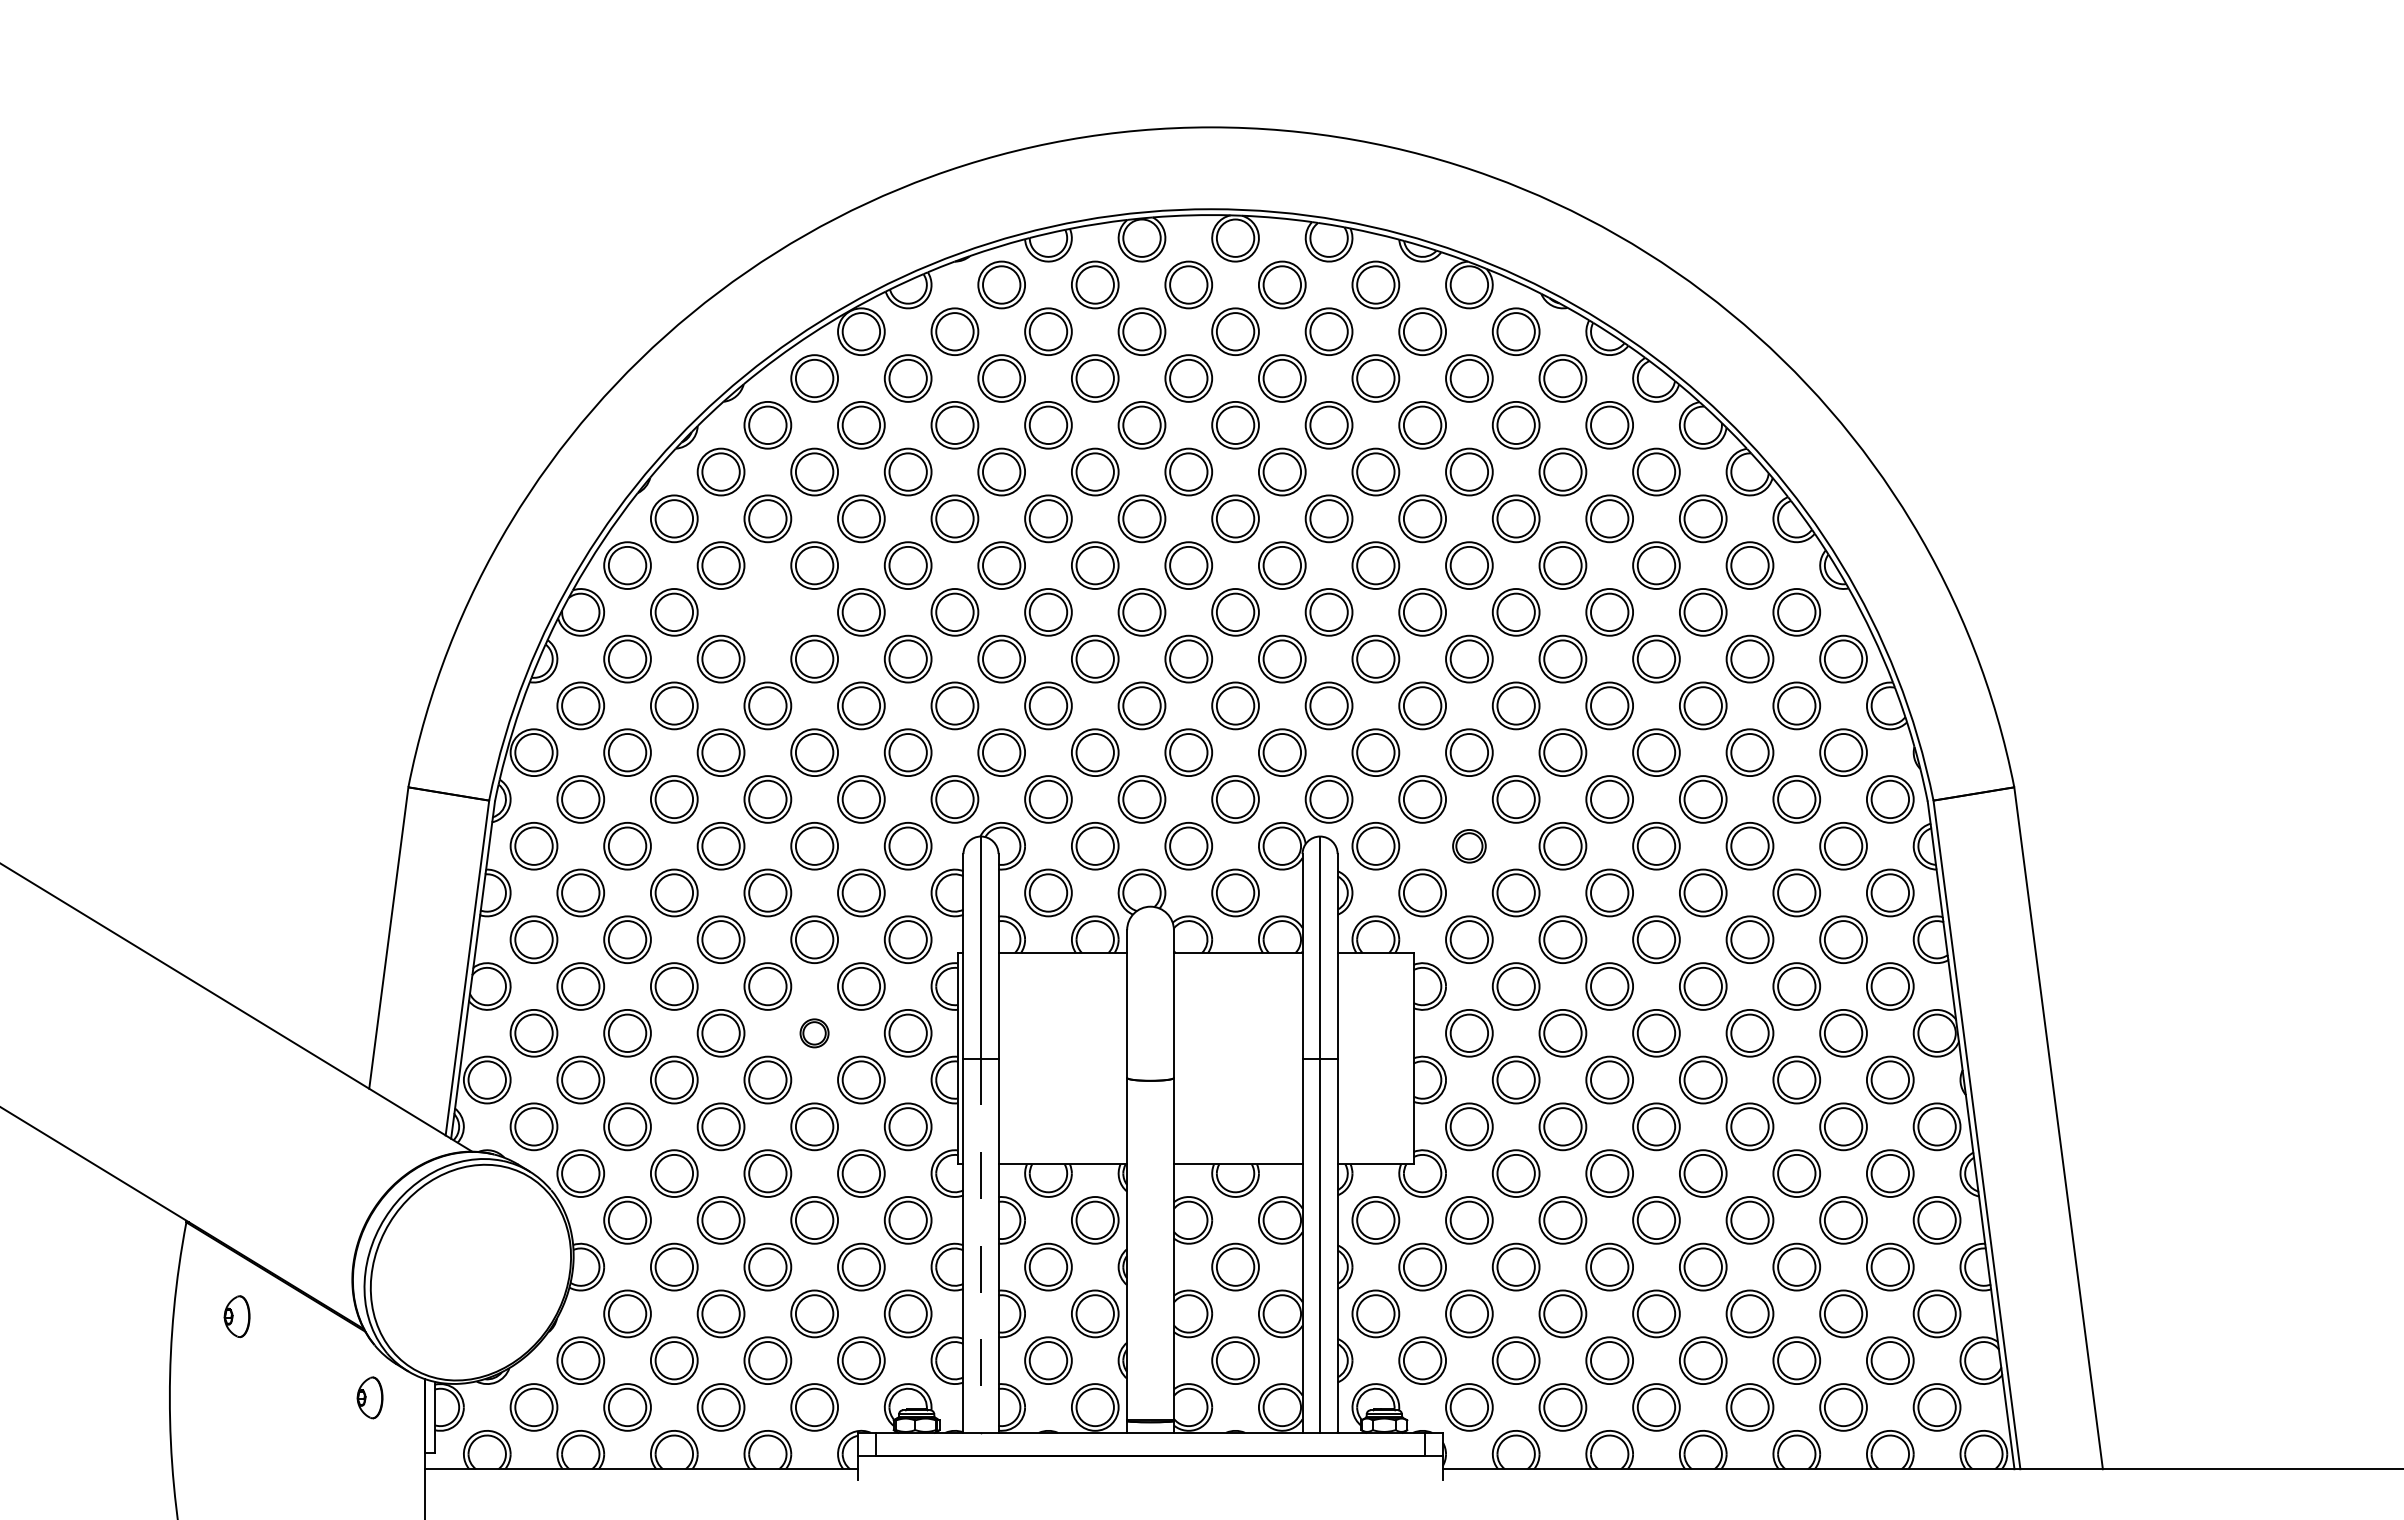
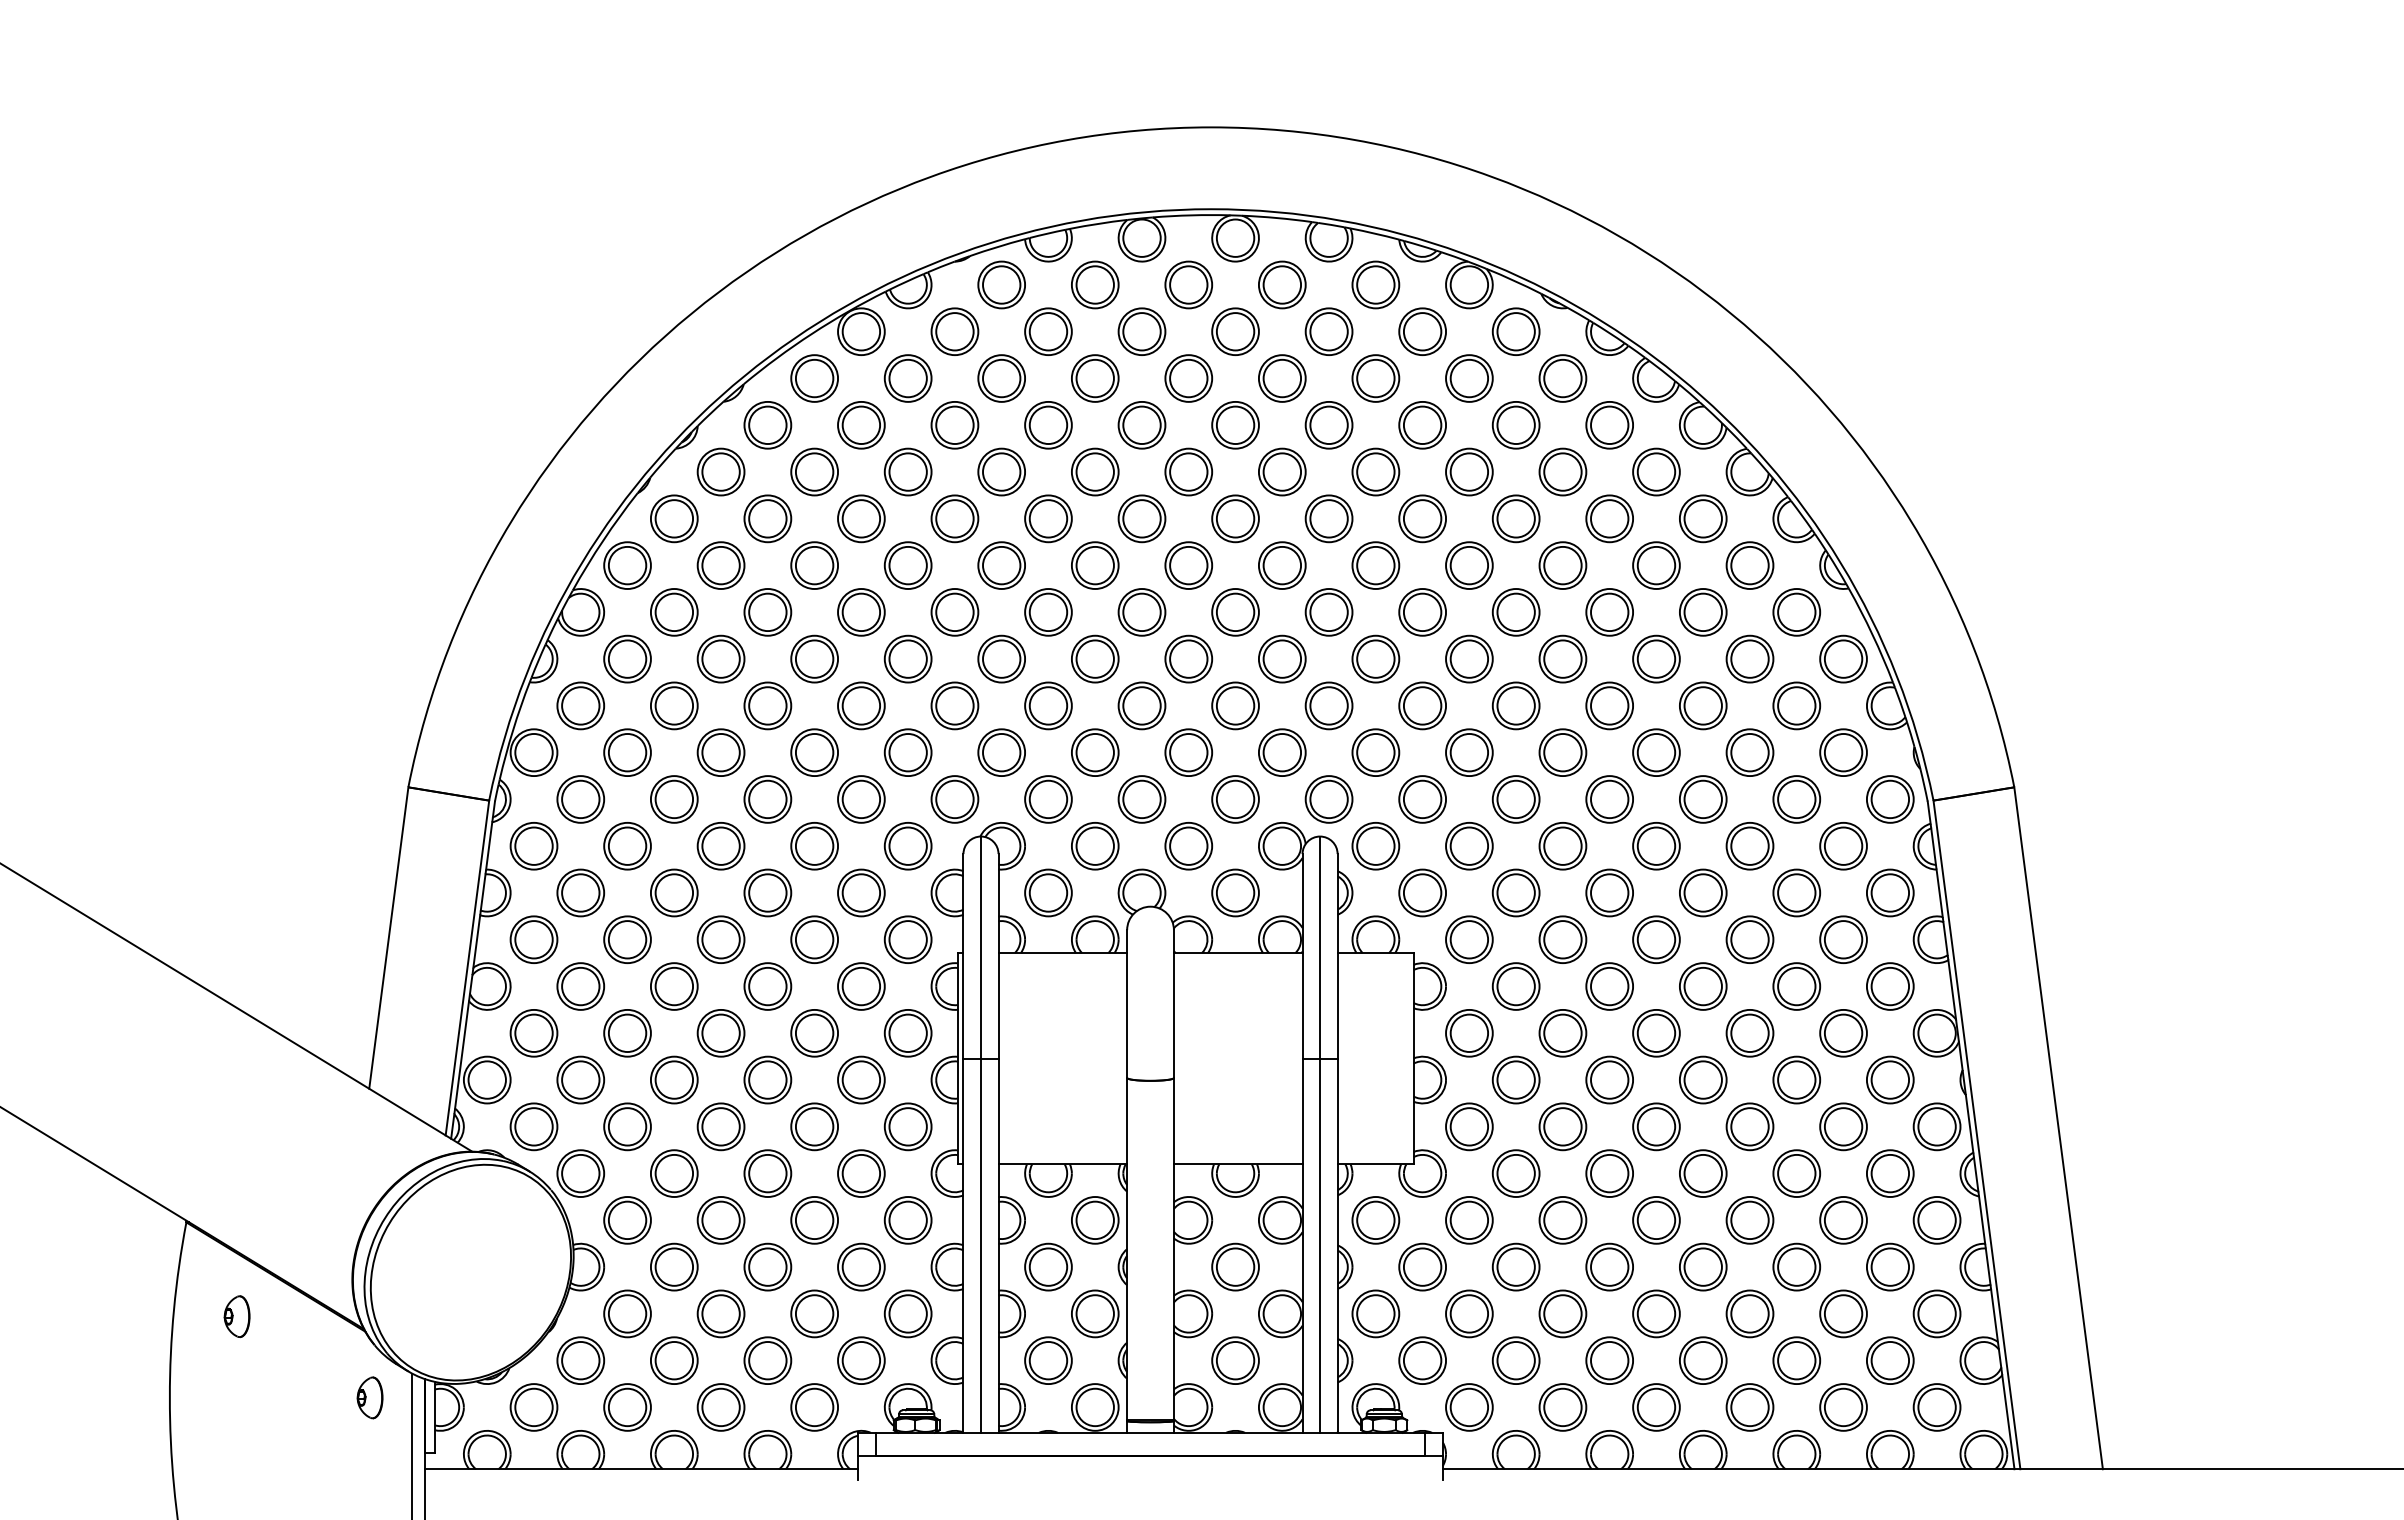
part: none -> present (767, 612)
part size: 35x35 px -> 49x49 px (1469, 846)
part size: 31x31 px -> 49x49 px (814, 1033)
line: dashed -> solid (981, 1246)
line: none -> present (412, 1444)
